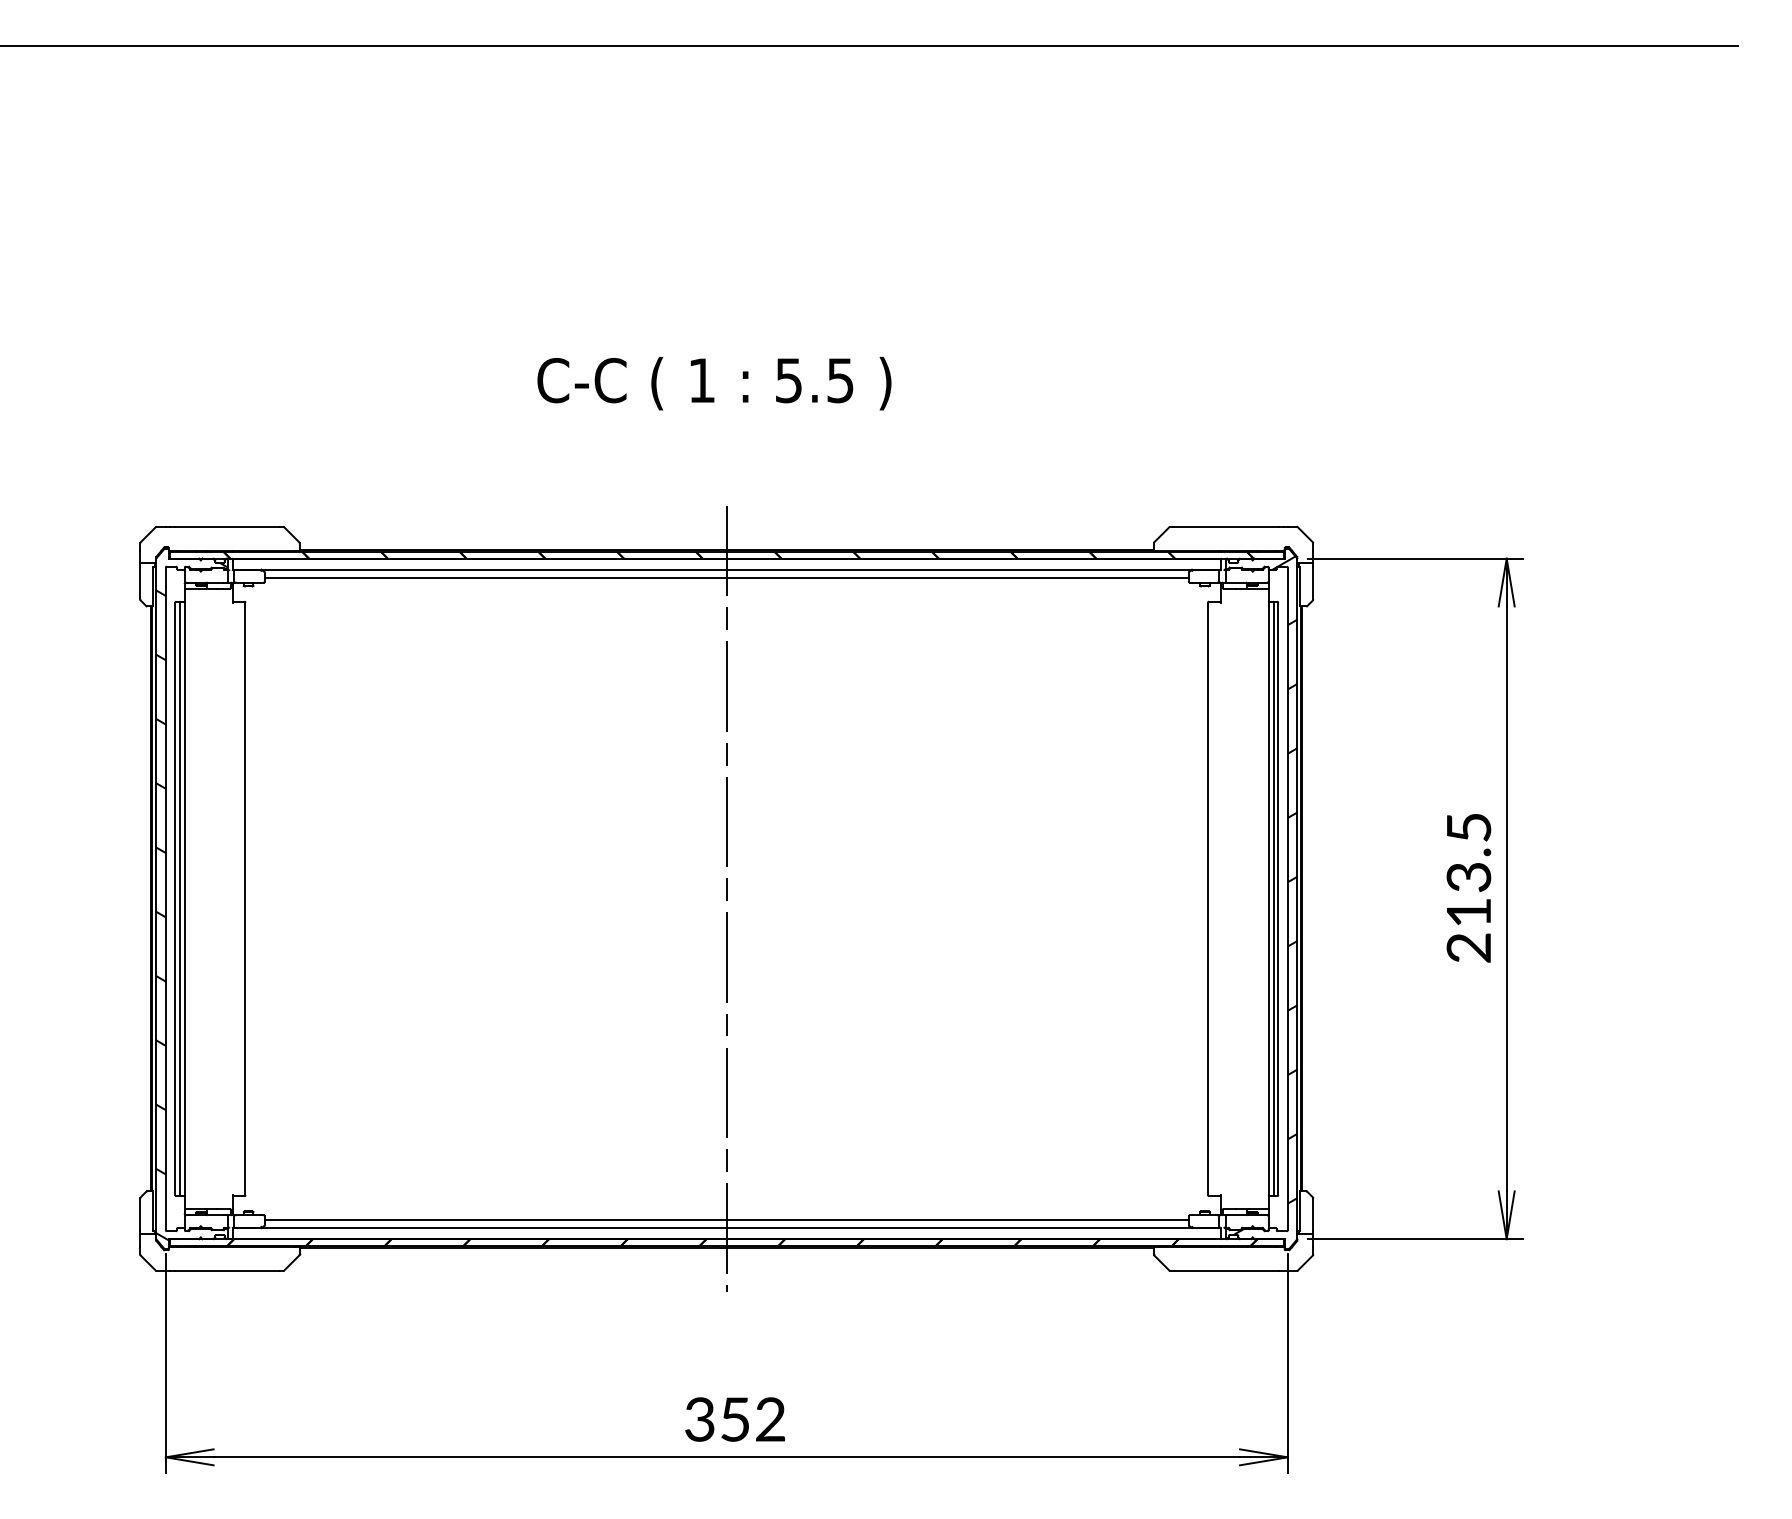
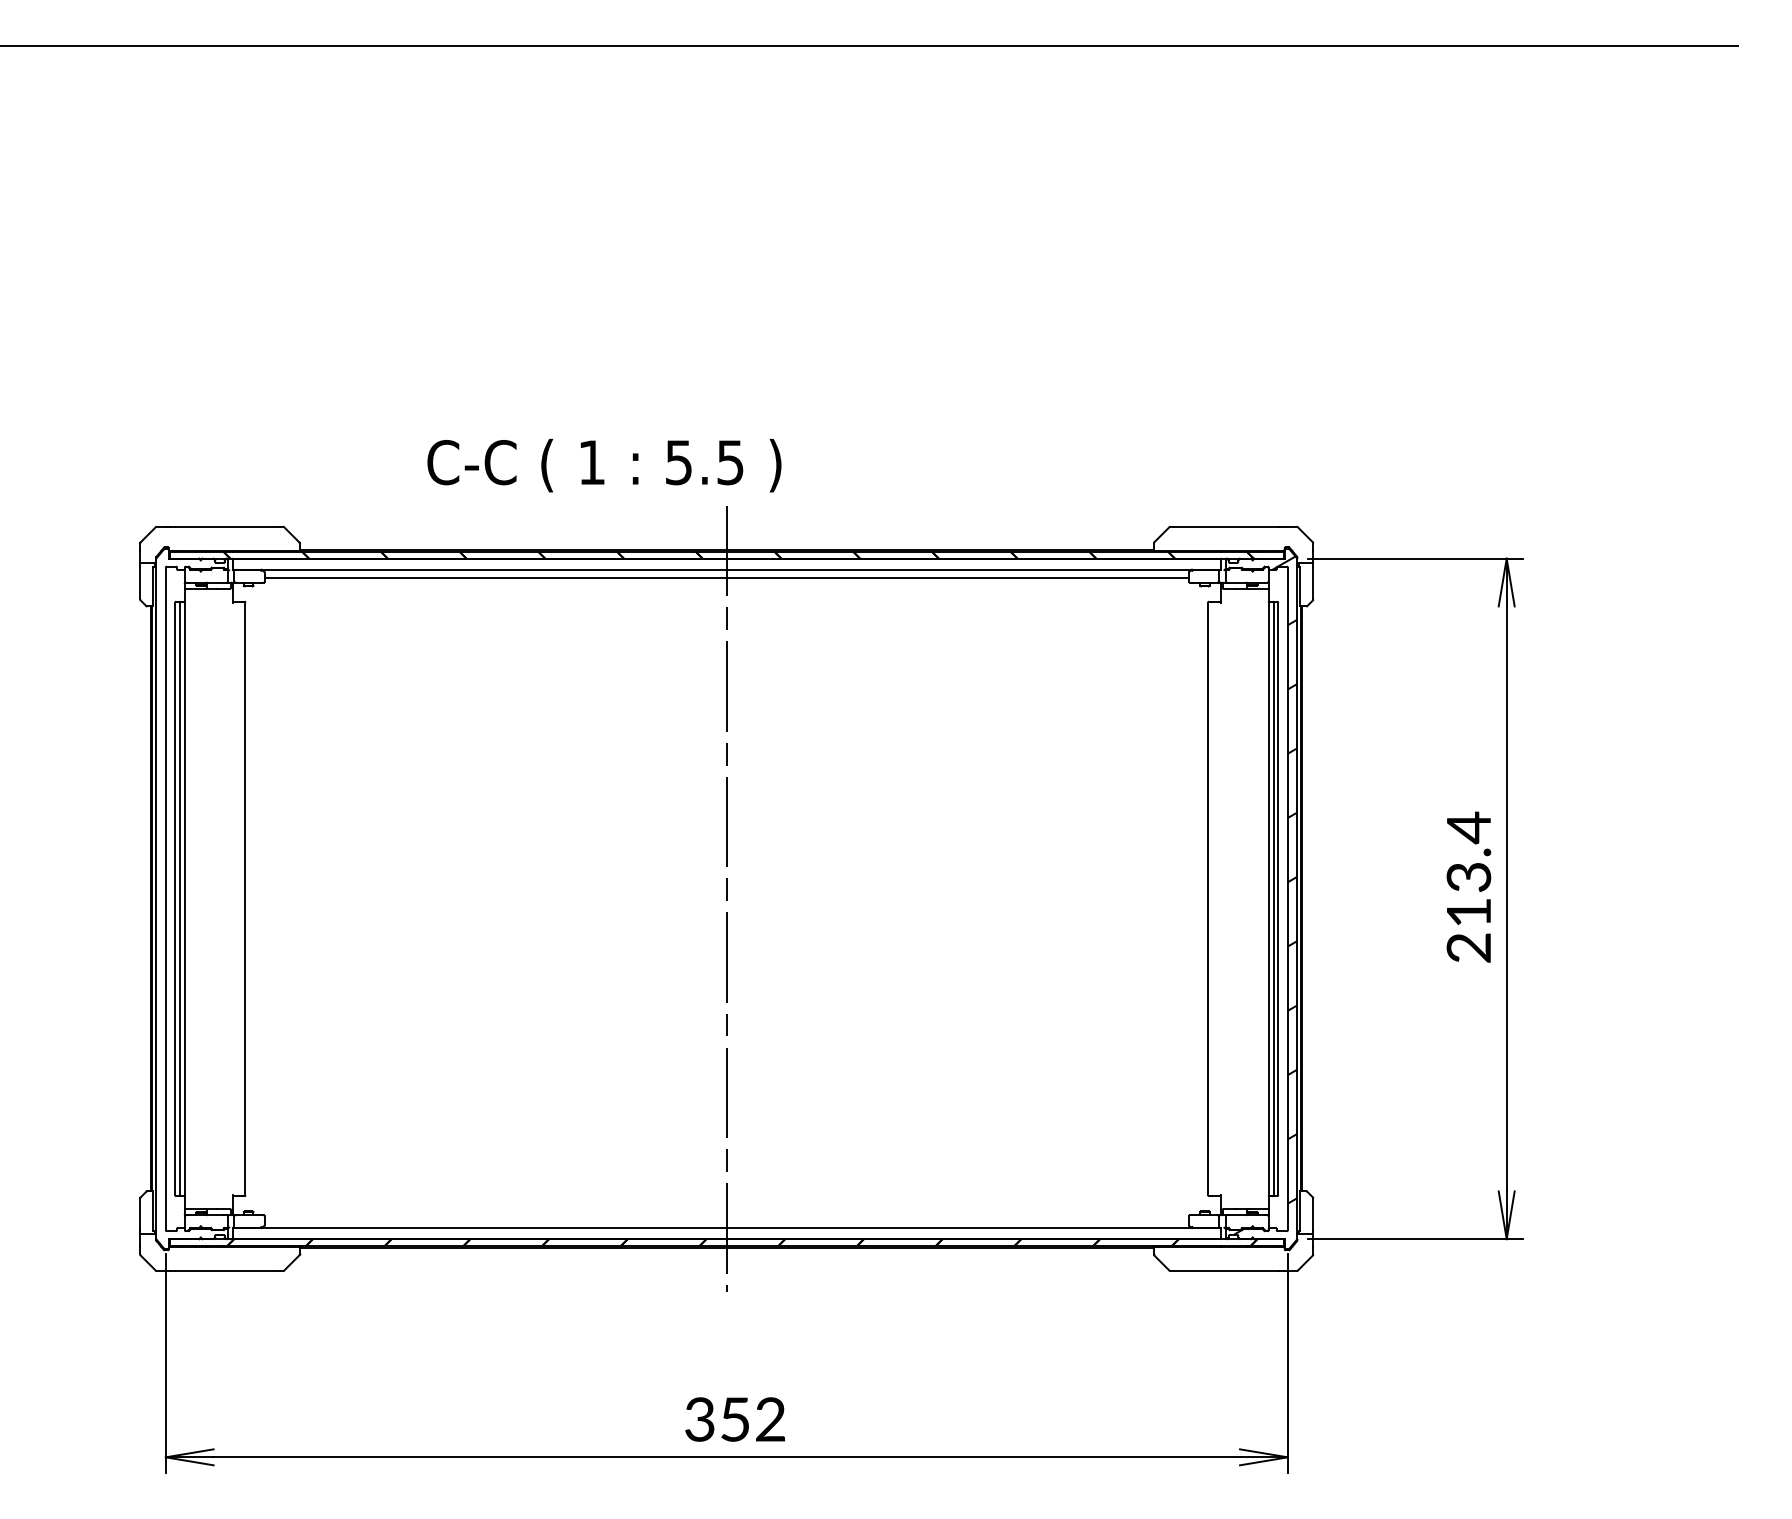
text position: (714, 383) -> (604, 465) (604, 465)
text: 213.5 -> 213.4 (1469, 827)
hatch: present -> none (191, 899)
line: present -> none (726, 1220)
